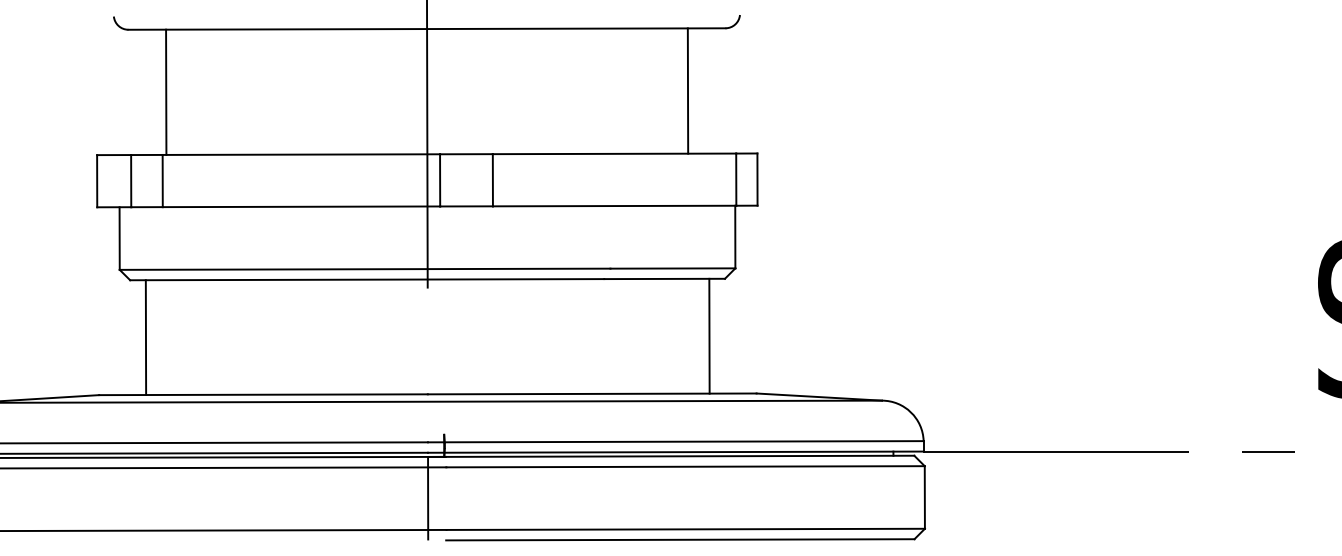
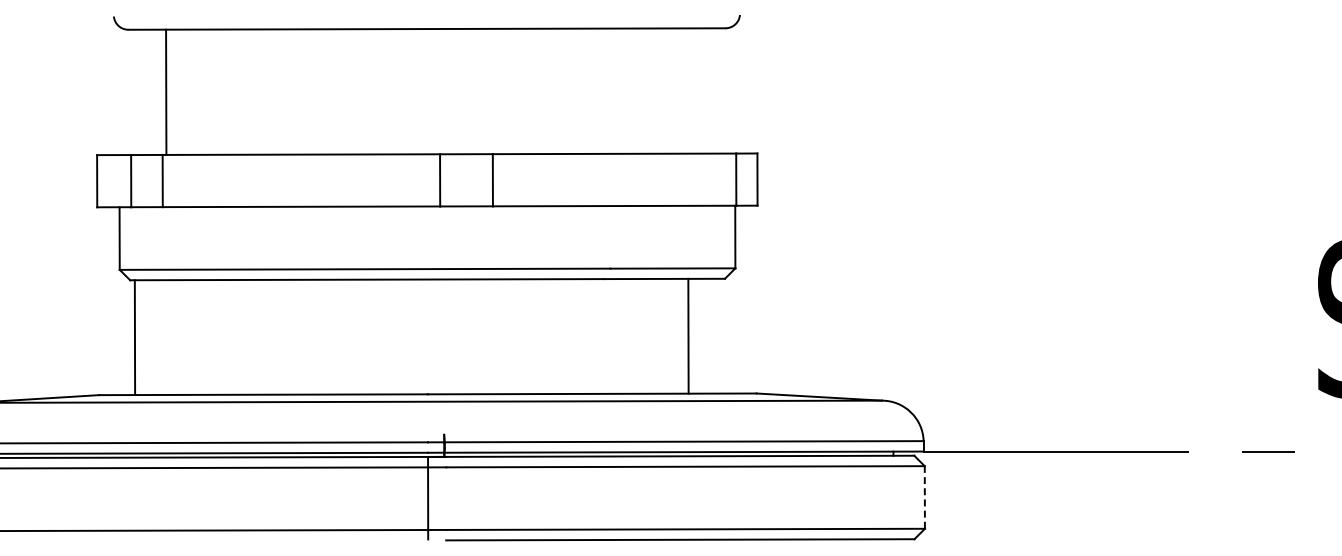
line: present -> none (687, 90)
line: present -> none (427, 145)
line position: (709, 335) -> (688, 335) (688, 335)
line position: (145, 337) -> (134, 337) (134, 337)
line: solid -> dashed (924, 496)
